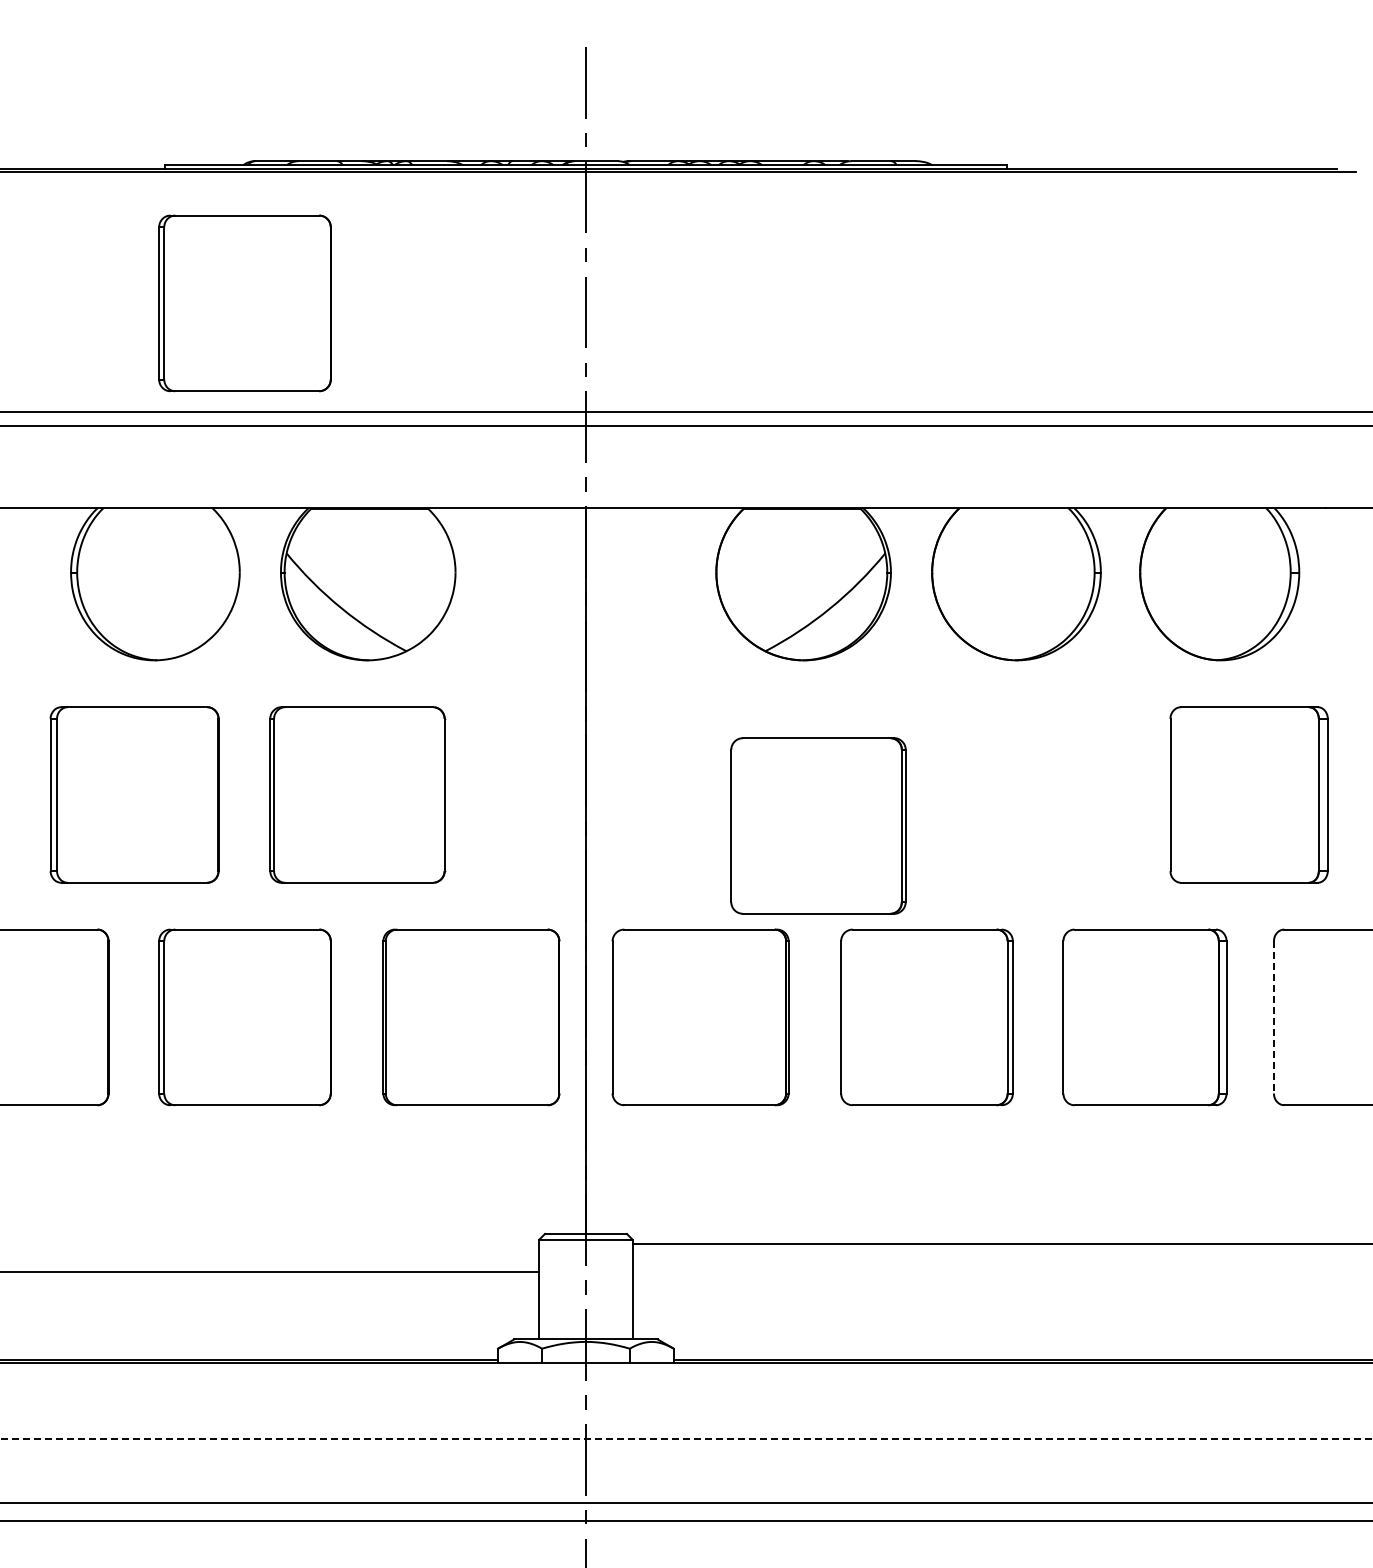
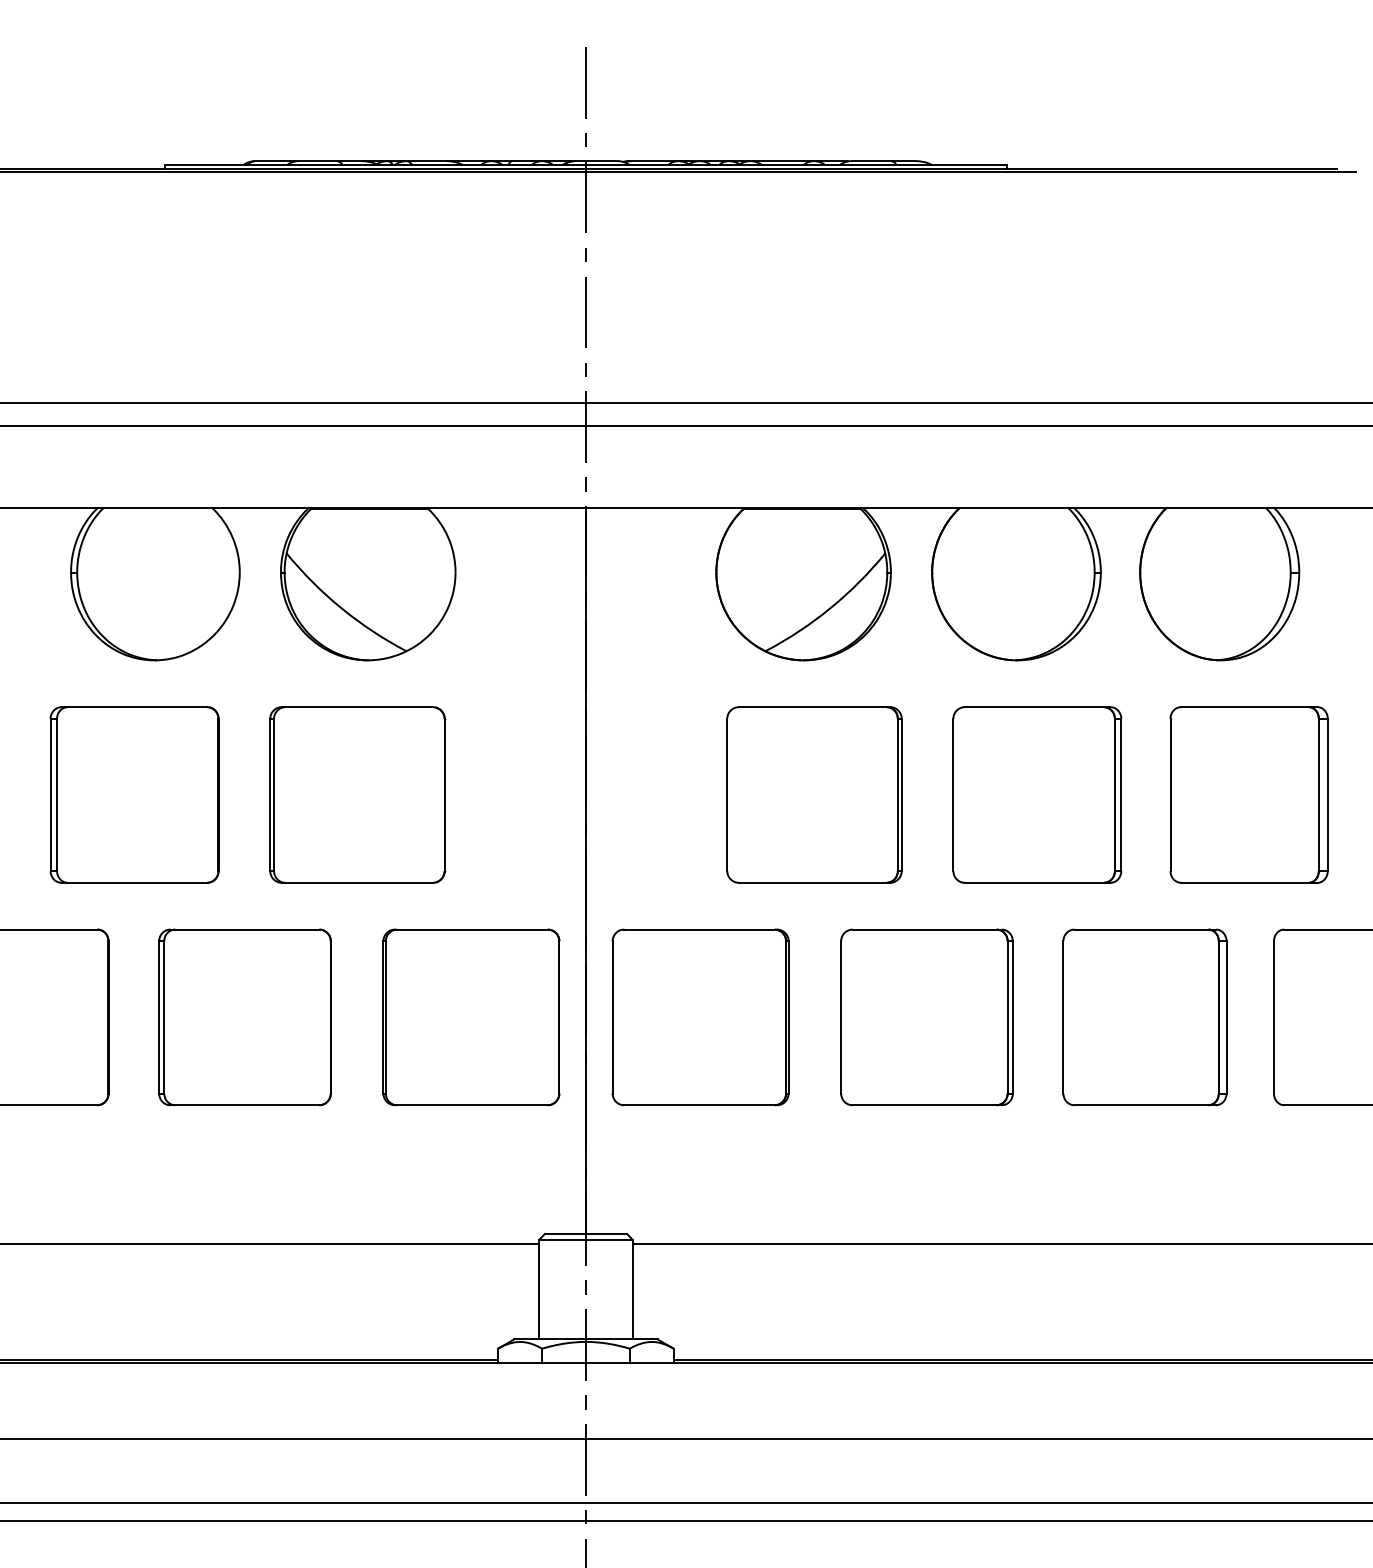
part: present -> none (244, 303)
line position: (685, 411) -> (685, 402) (685, 402)
part: none -> present (1037, 794)
part position: (818, 825) -> (814, 794) (814, 794)
line: dashed -> solid (1273, 1017)
line position: (270, 1272) -> (270, 1244) (270, 1244)
line: dashed -> solid (685, 1438)
